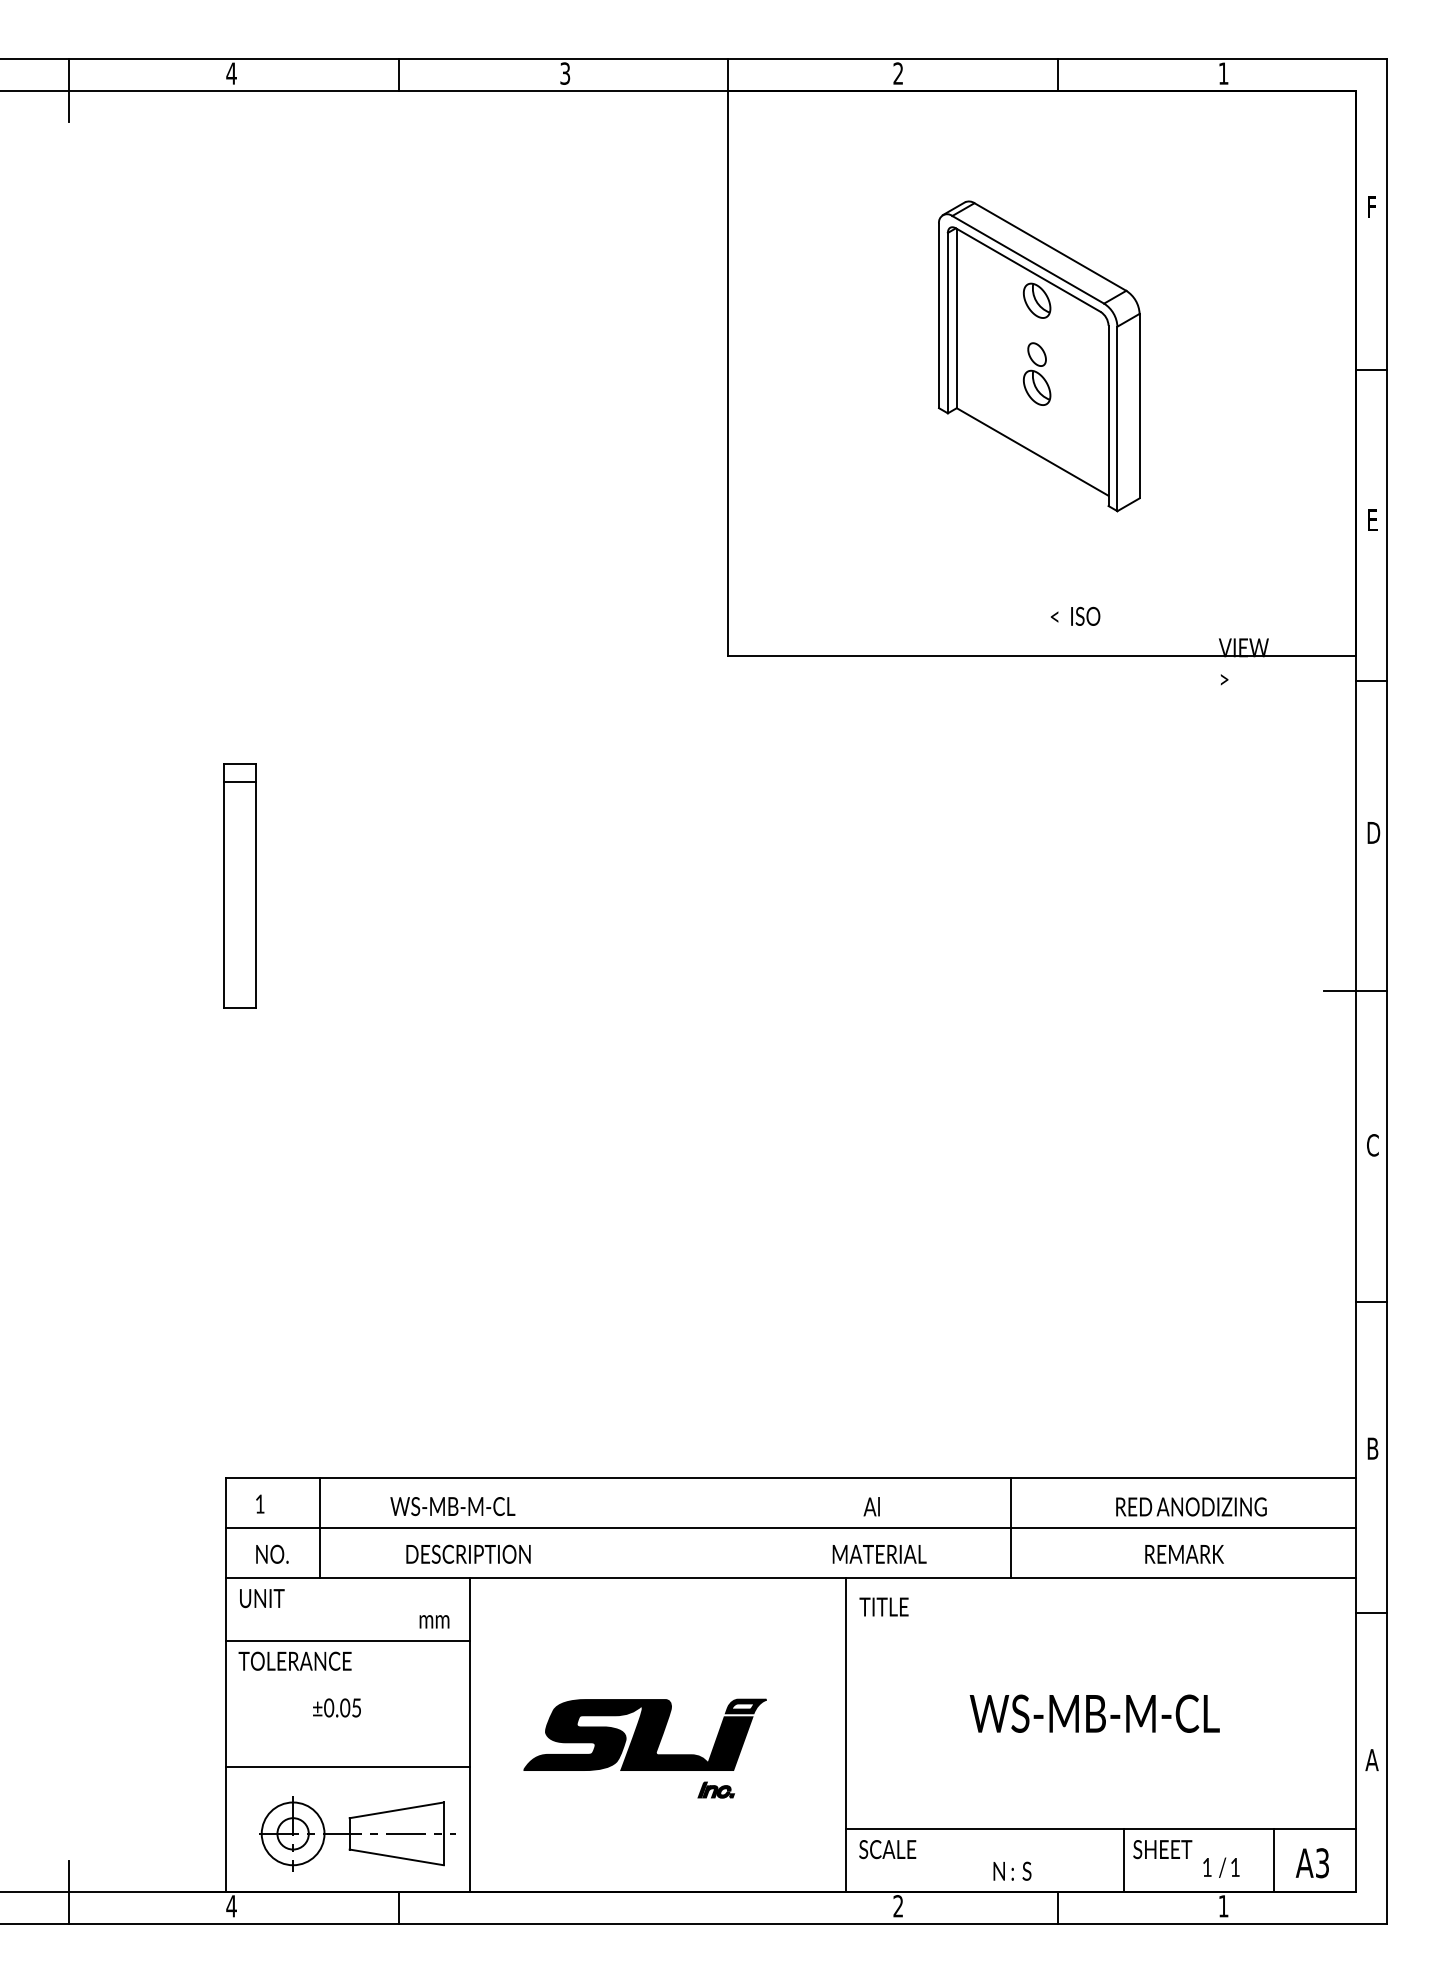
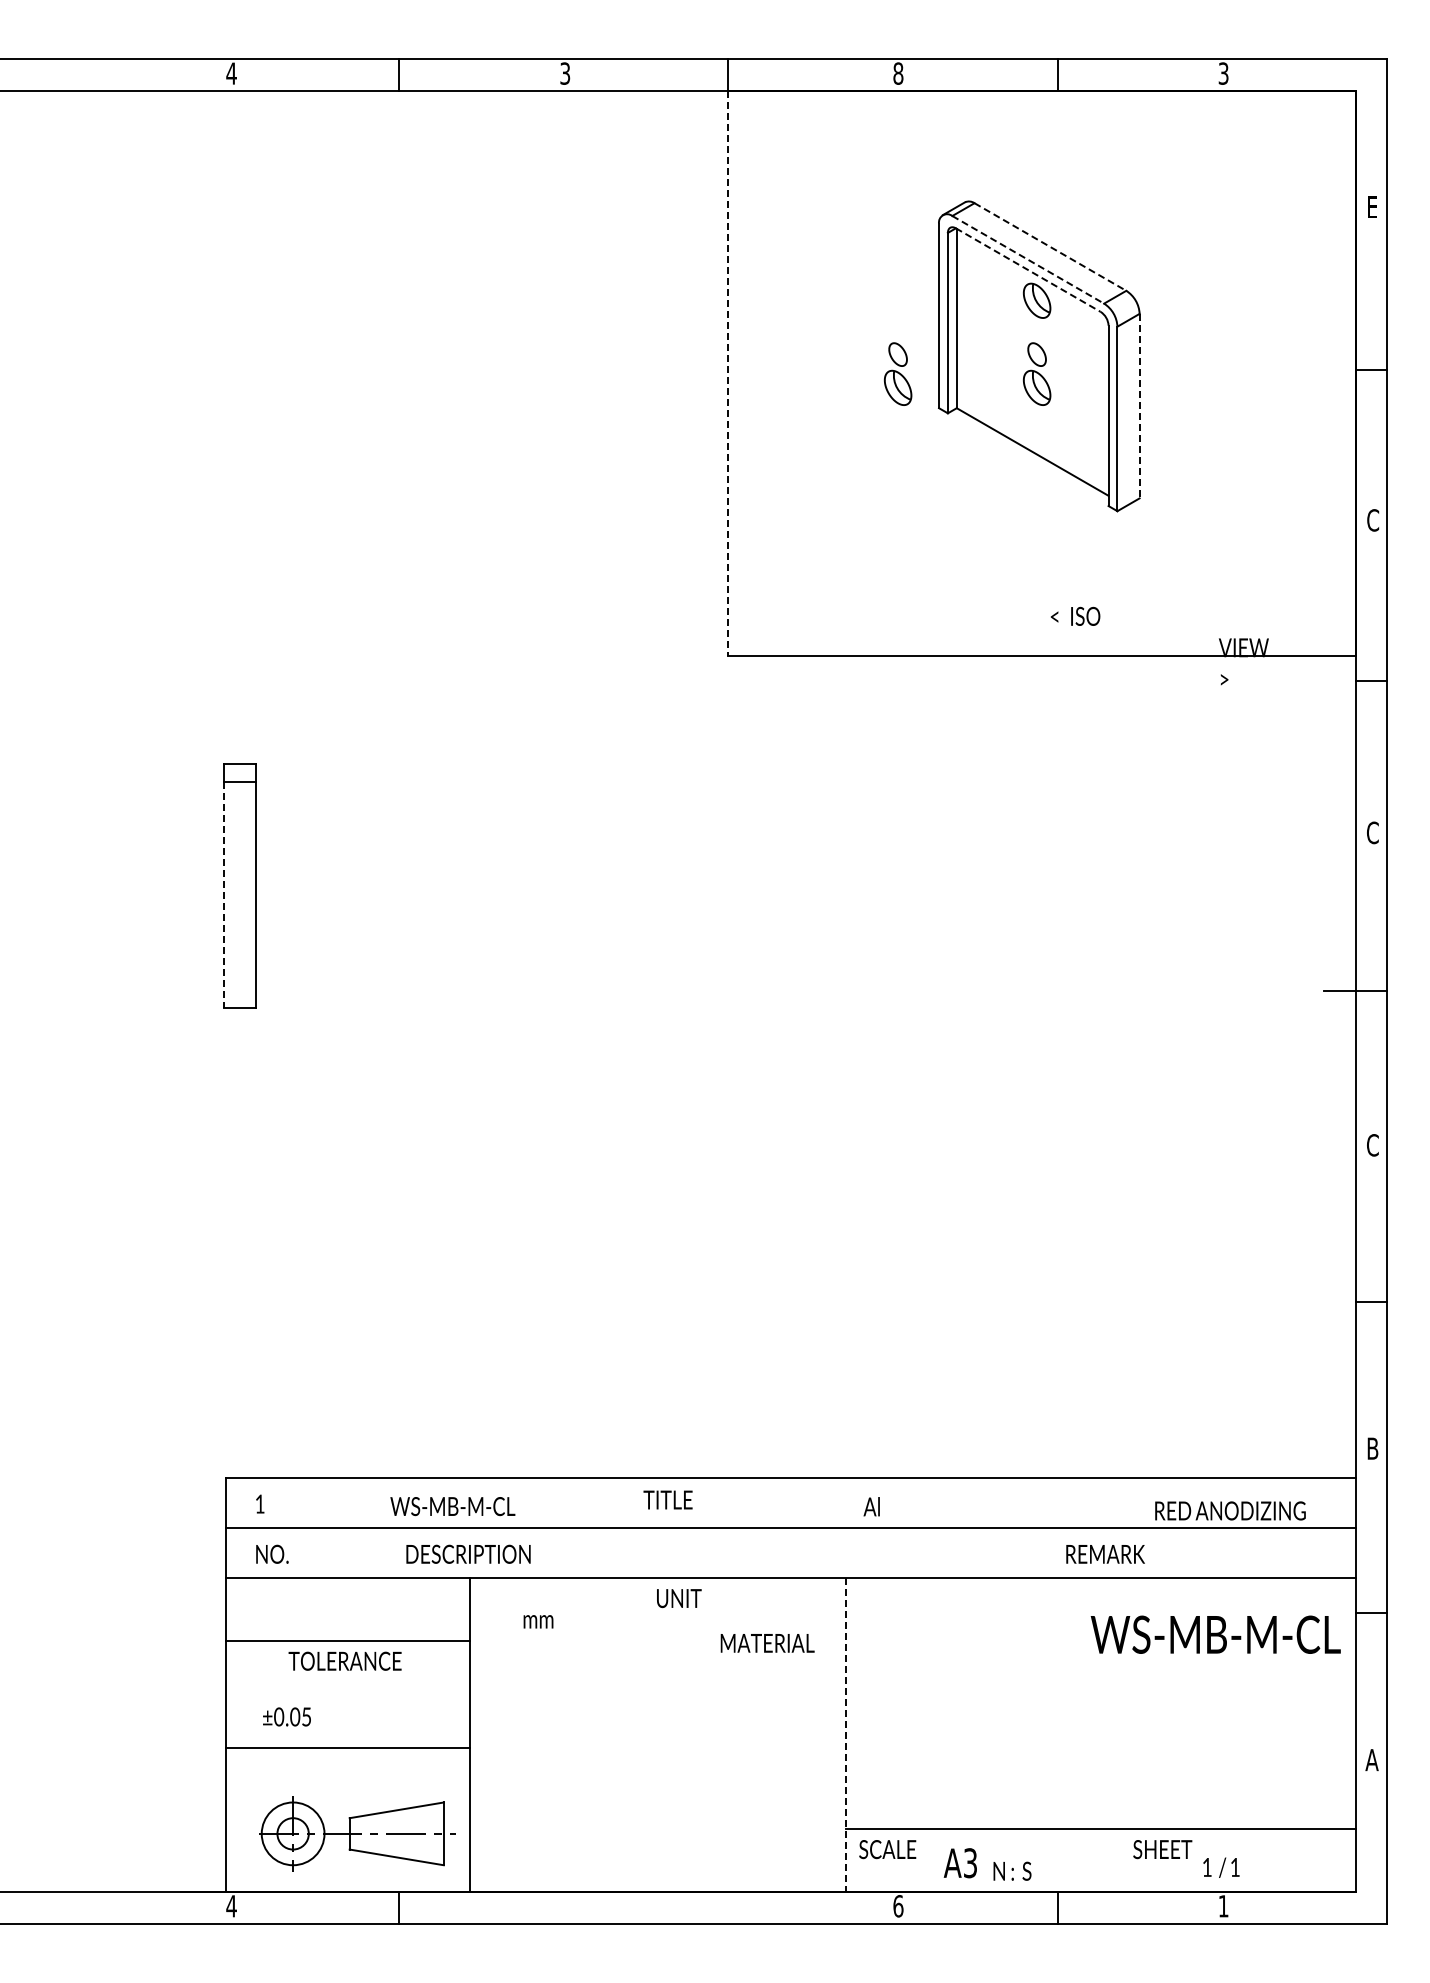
text: 2 -> 8 (898, 73)
text: 1 -> 3 (1223, 73)
line: present -> none (69, 90)
text: F -> E (1373, 206)
line: solid -> dashed (1050, 247)
line: solid -> dashed (1028, 259)
line: solid -> dashed (1028, 270)
line: solid -> dashed (728, 373)
part: none -> present (897, 373)
line: solid -> dashed (1139, 406)
text: E -> C (1373, 520)
text: D -> C (1373, 832)
line: solid -> dashed (224, 895)
text position: (1191, 1506) -> (1230, 1510) (1230, 1510)
line: present -> none (320, 1527)
line: present -> none (1010, 1527)
text position: (879, 1554) -> (767, 1643) (767, 1643)
text position: (1184, 1554) -> (1105, 1554) (1105, 1554)
text position: (262, 1598) -> (679, 1598) (679, 1598)
text position: (883, 1606) -> (667, 1499) (667, 1499)
text position: (434, 1621) -> (538, 1621) (538, 1621)
text position: (294, 1660) -> (344, 1660) (344, 1660)
text position: (336, 1707) -> (286, 1716) (286, 1716)
text position: (1094, 1713) -> (1215, 1634) (1215, 1634)
line: solid -> dashed (846, 1735)
part: present -> none (644, 1748)
line position: (347, 1766) -> (347, 1747) (347, 1747)
line: present -> none (1123, 1860)
line: present -> none (1274, 1860)
text position: (1311, 1863) -> (959, 1863) (959, 1863)
line: present -> none (69, 1891)
text: 2 -> 6 (898, 1906)
